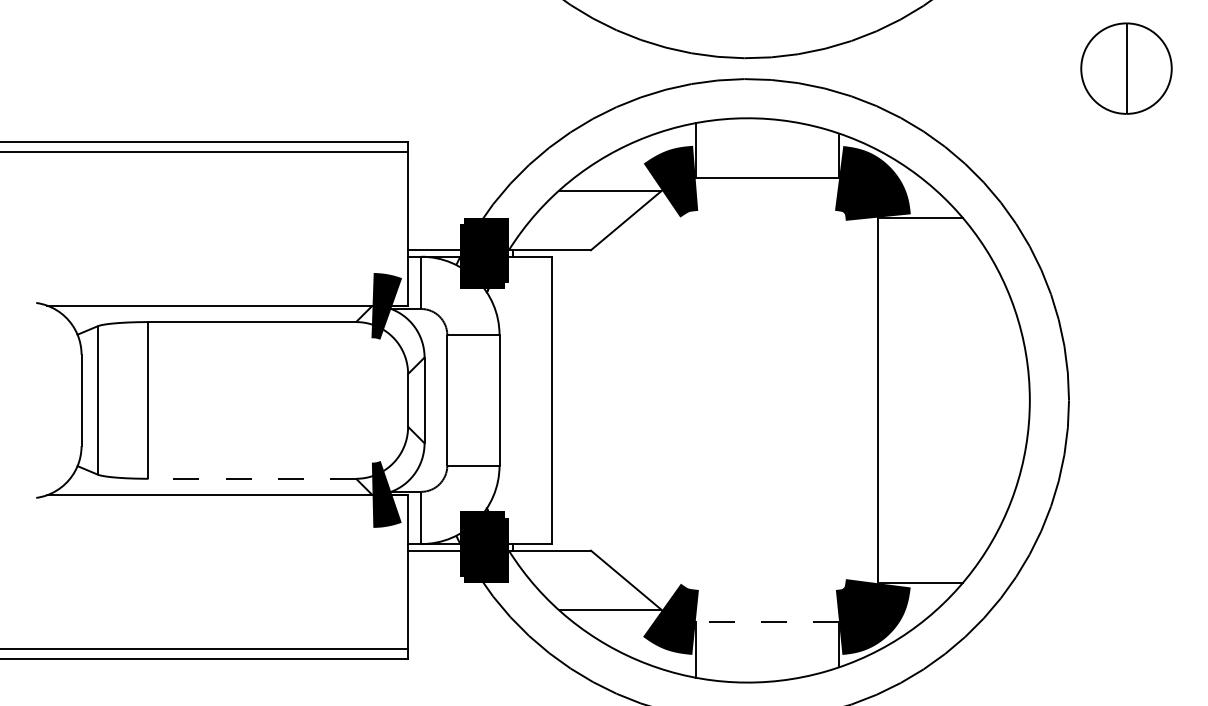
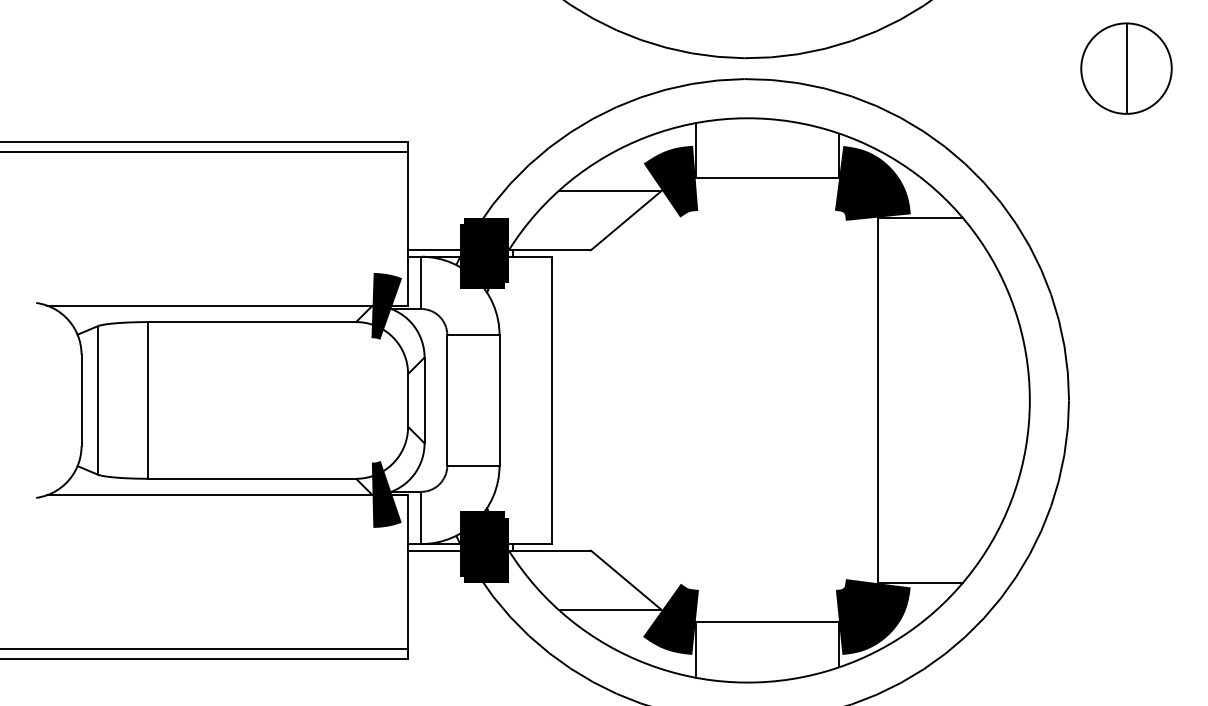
line: dashed -> solid (252, 478)
line: dashed -> solid (767, 622)
